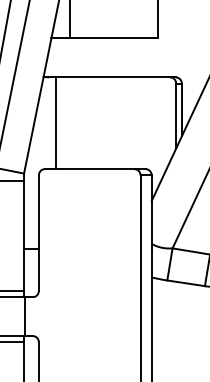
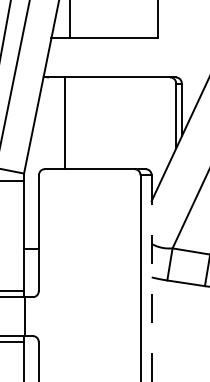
line position: (55, 123) -> (64, 123) (64, 123)
line: solid -> dashed (151, 278)
